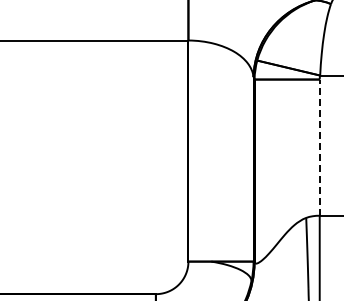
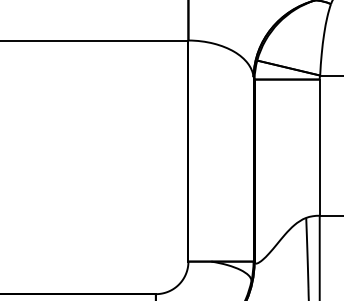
line: dashed -> solid (319, 147)
